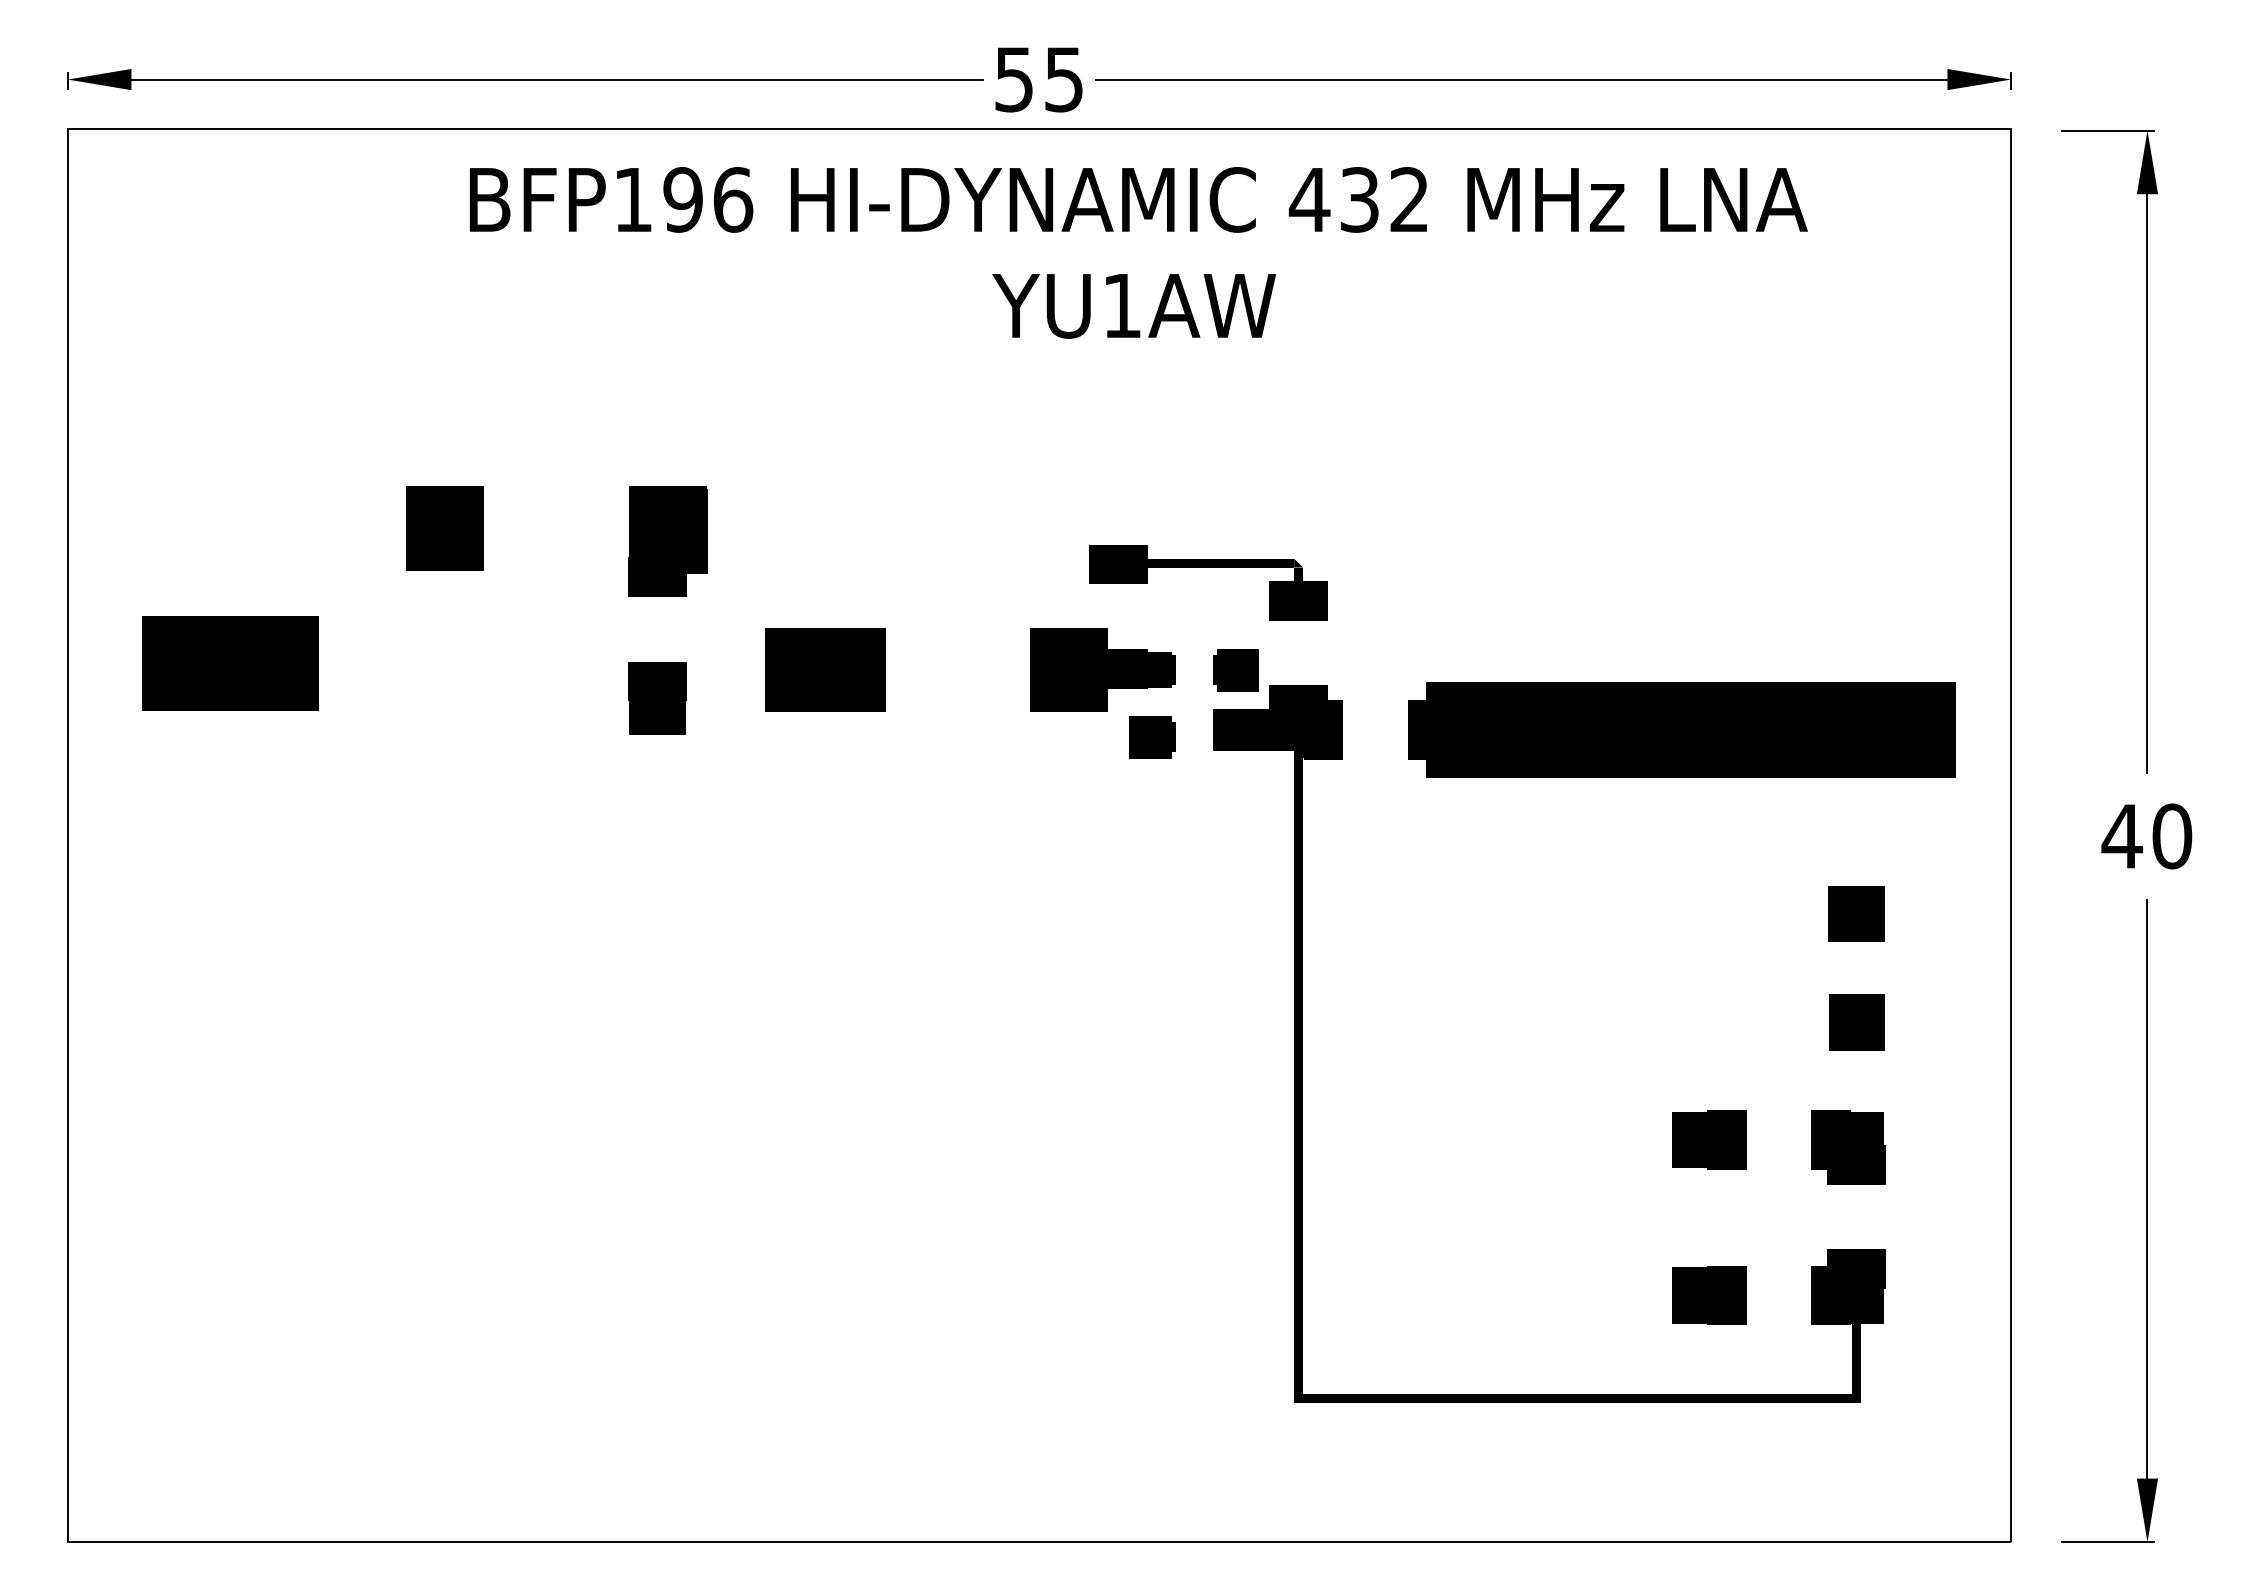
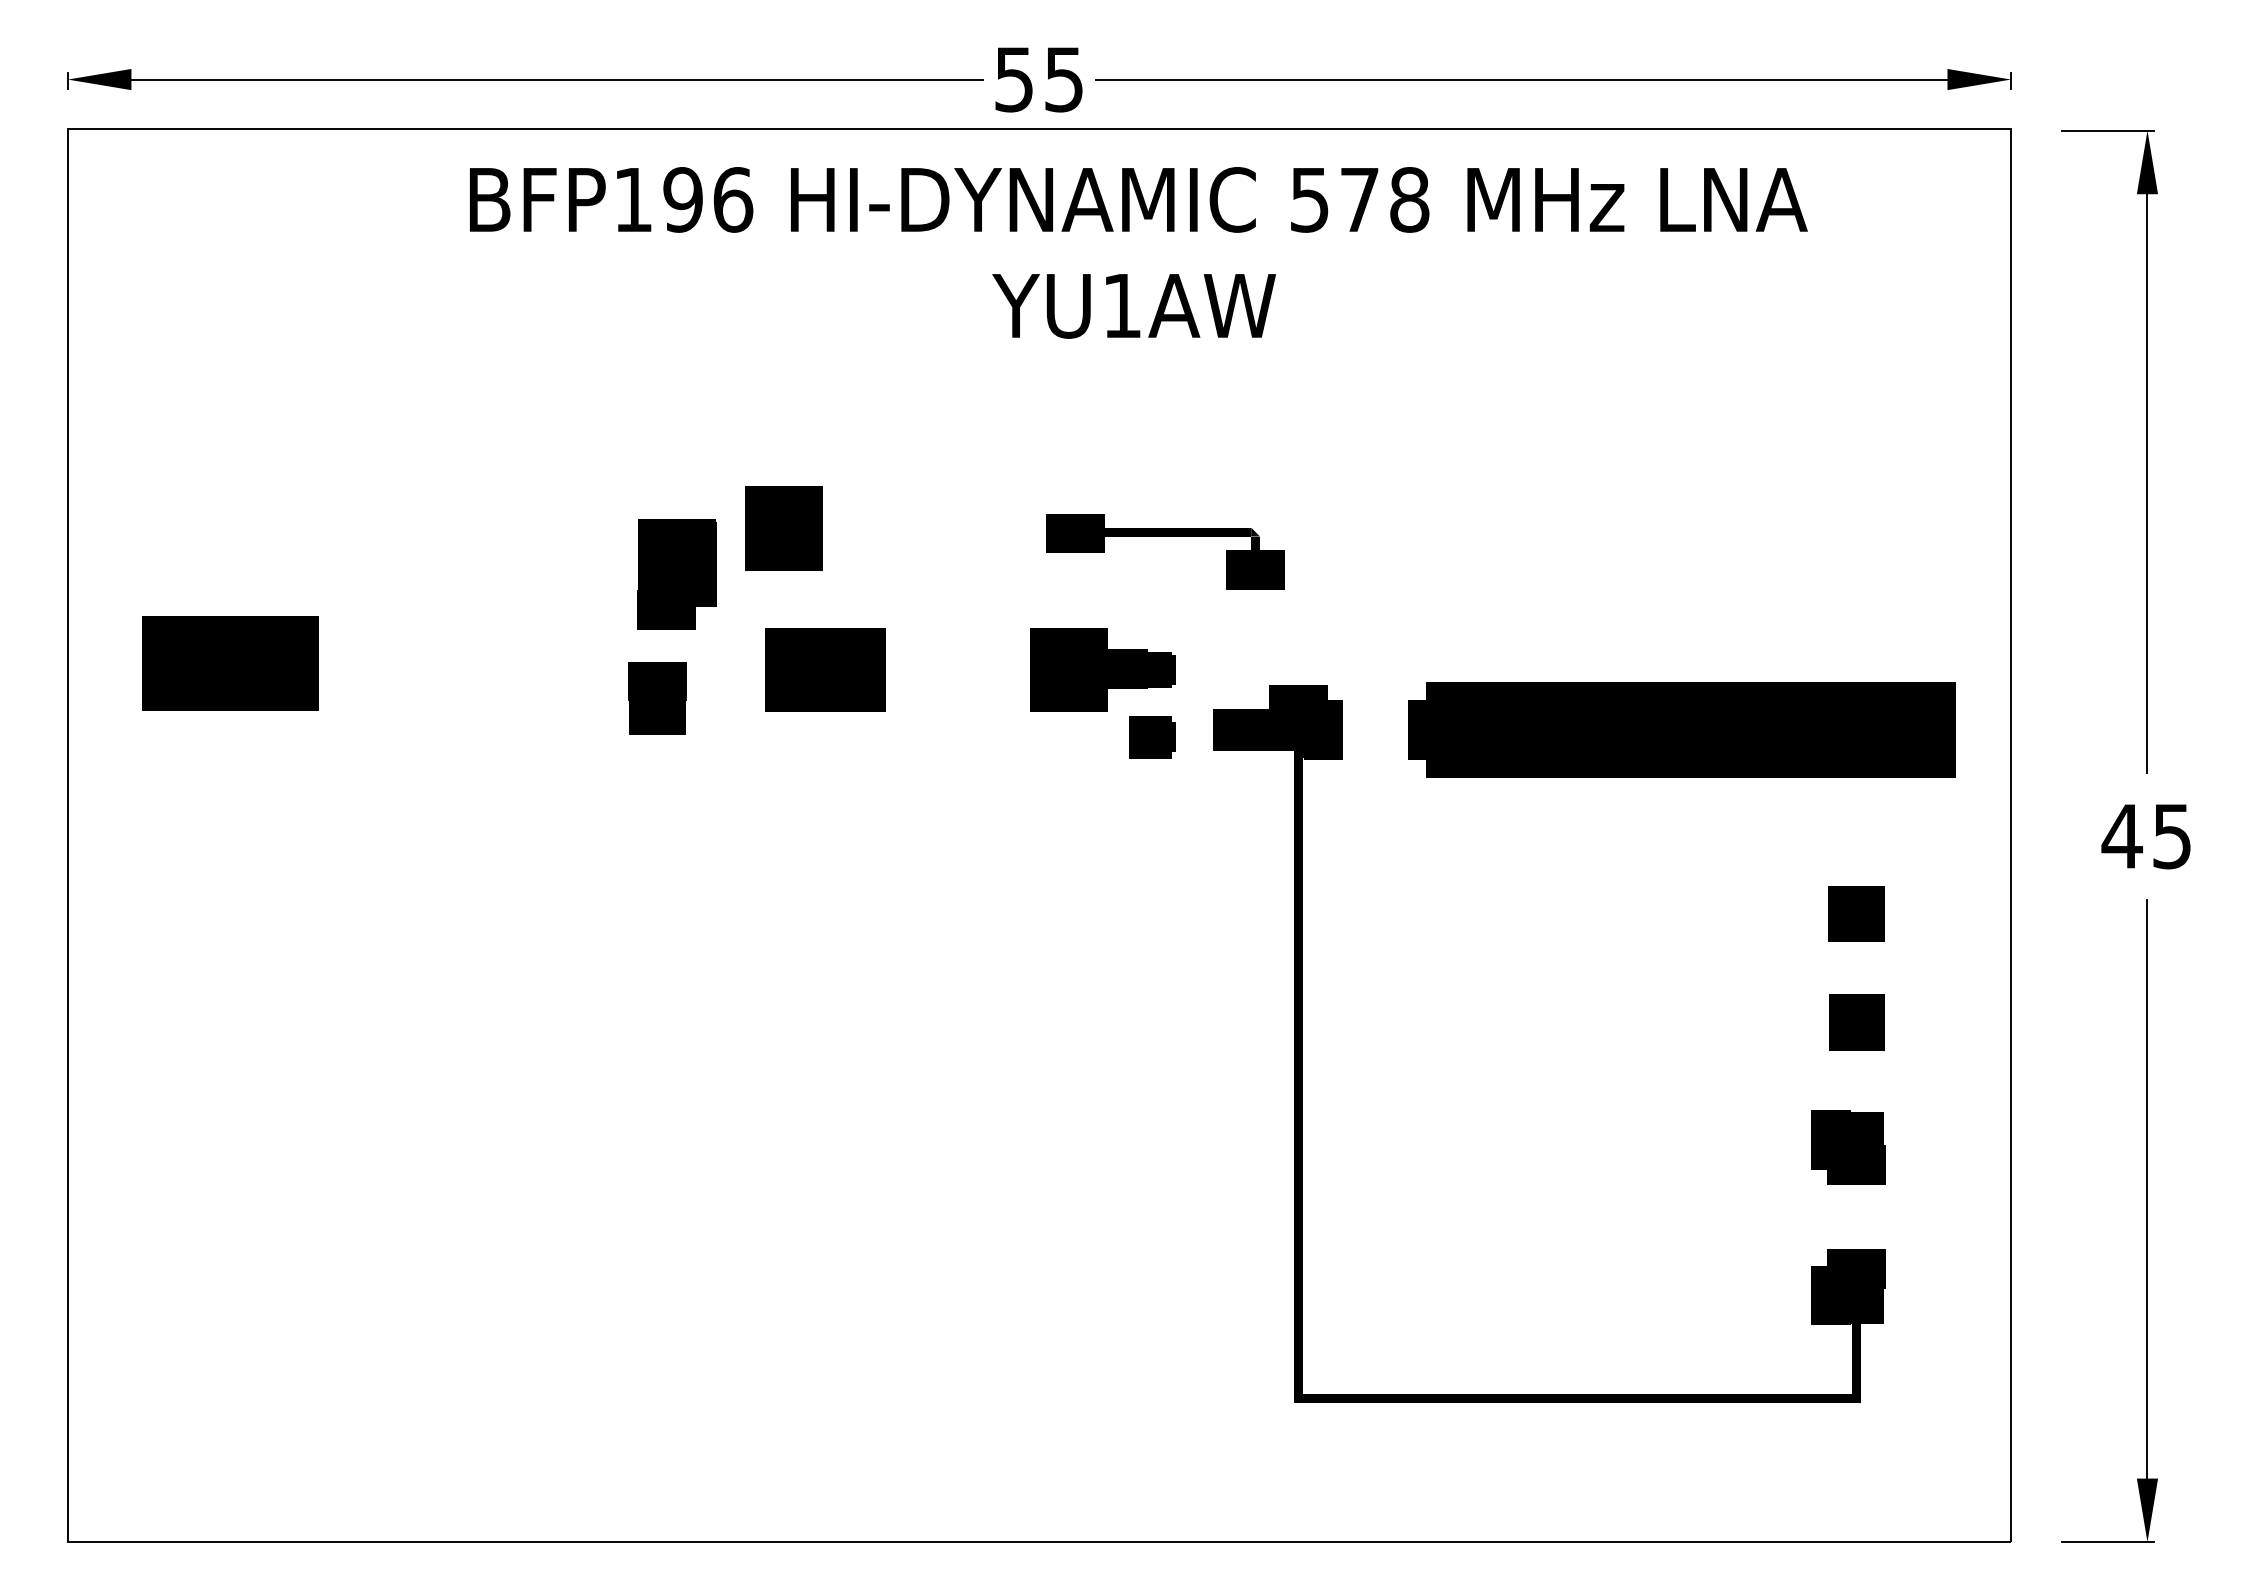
text: 432 -> 578 (1358, 199)
part position: (444, 528) -> (783, 528) (783, 528)
part position: (667, 541) -> (676, 574) (676, 574)
part position: (1208, 567) -> (1165, 536) (1165, 536)
part: present -> none (1235, 670)
text: 40 -> 45 (2172, 836)
part: present -> none (1709, 1139)
part: present -> none (1709, 1295)
